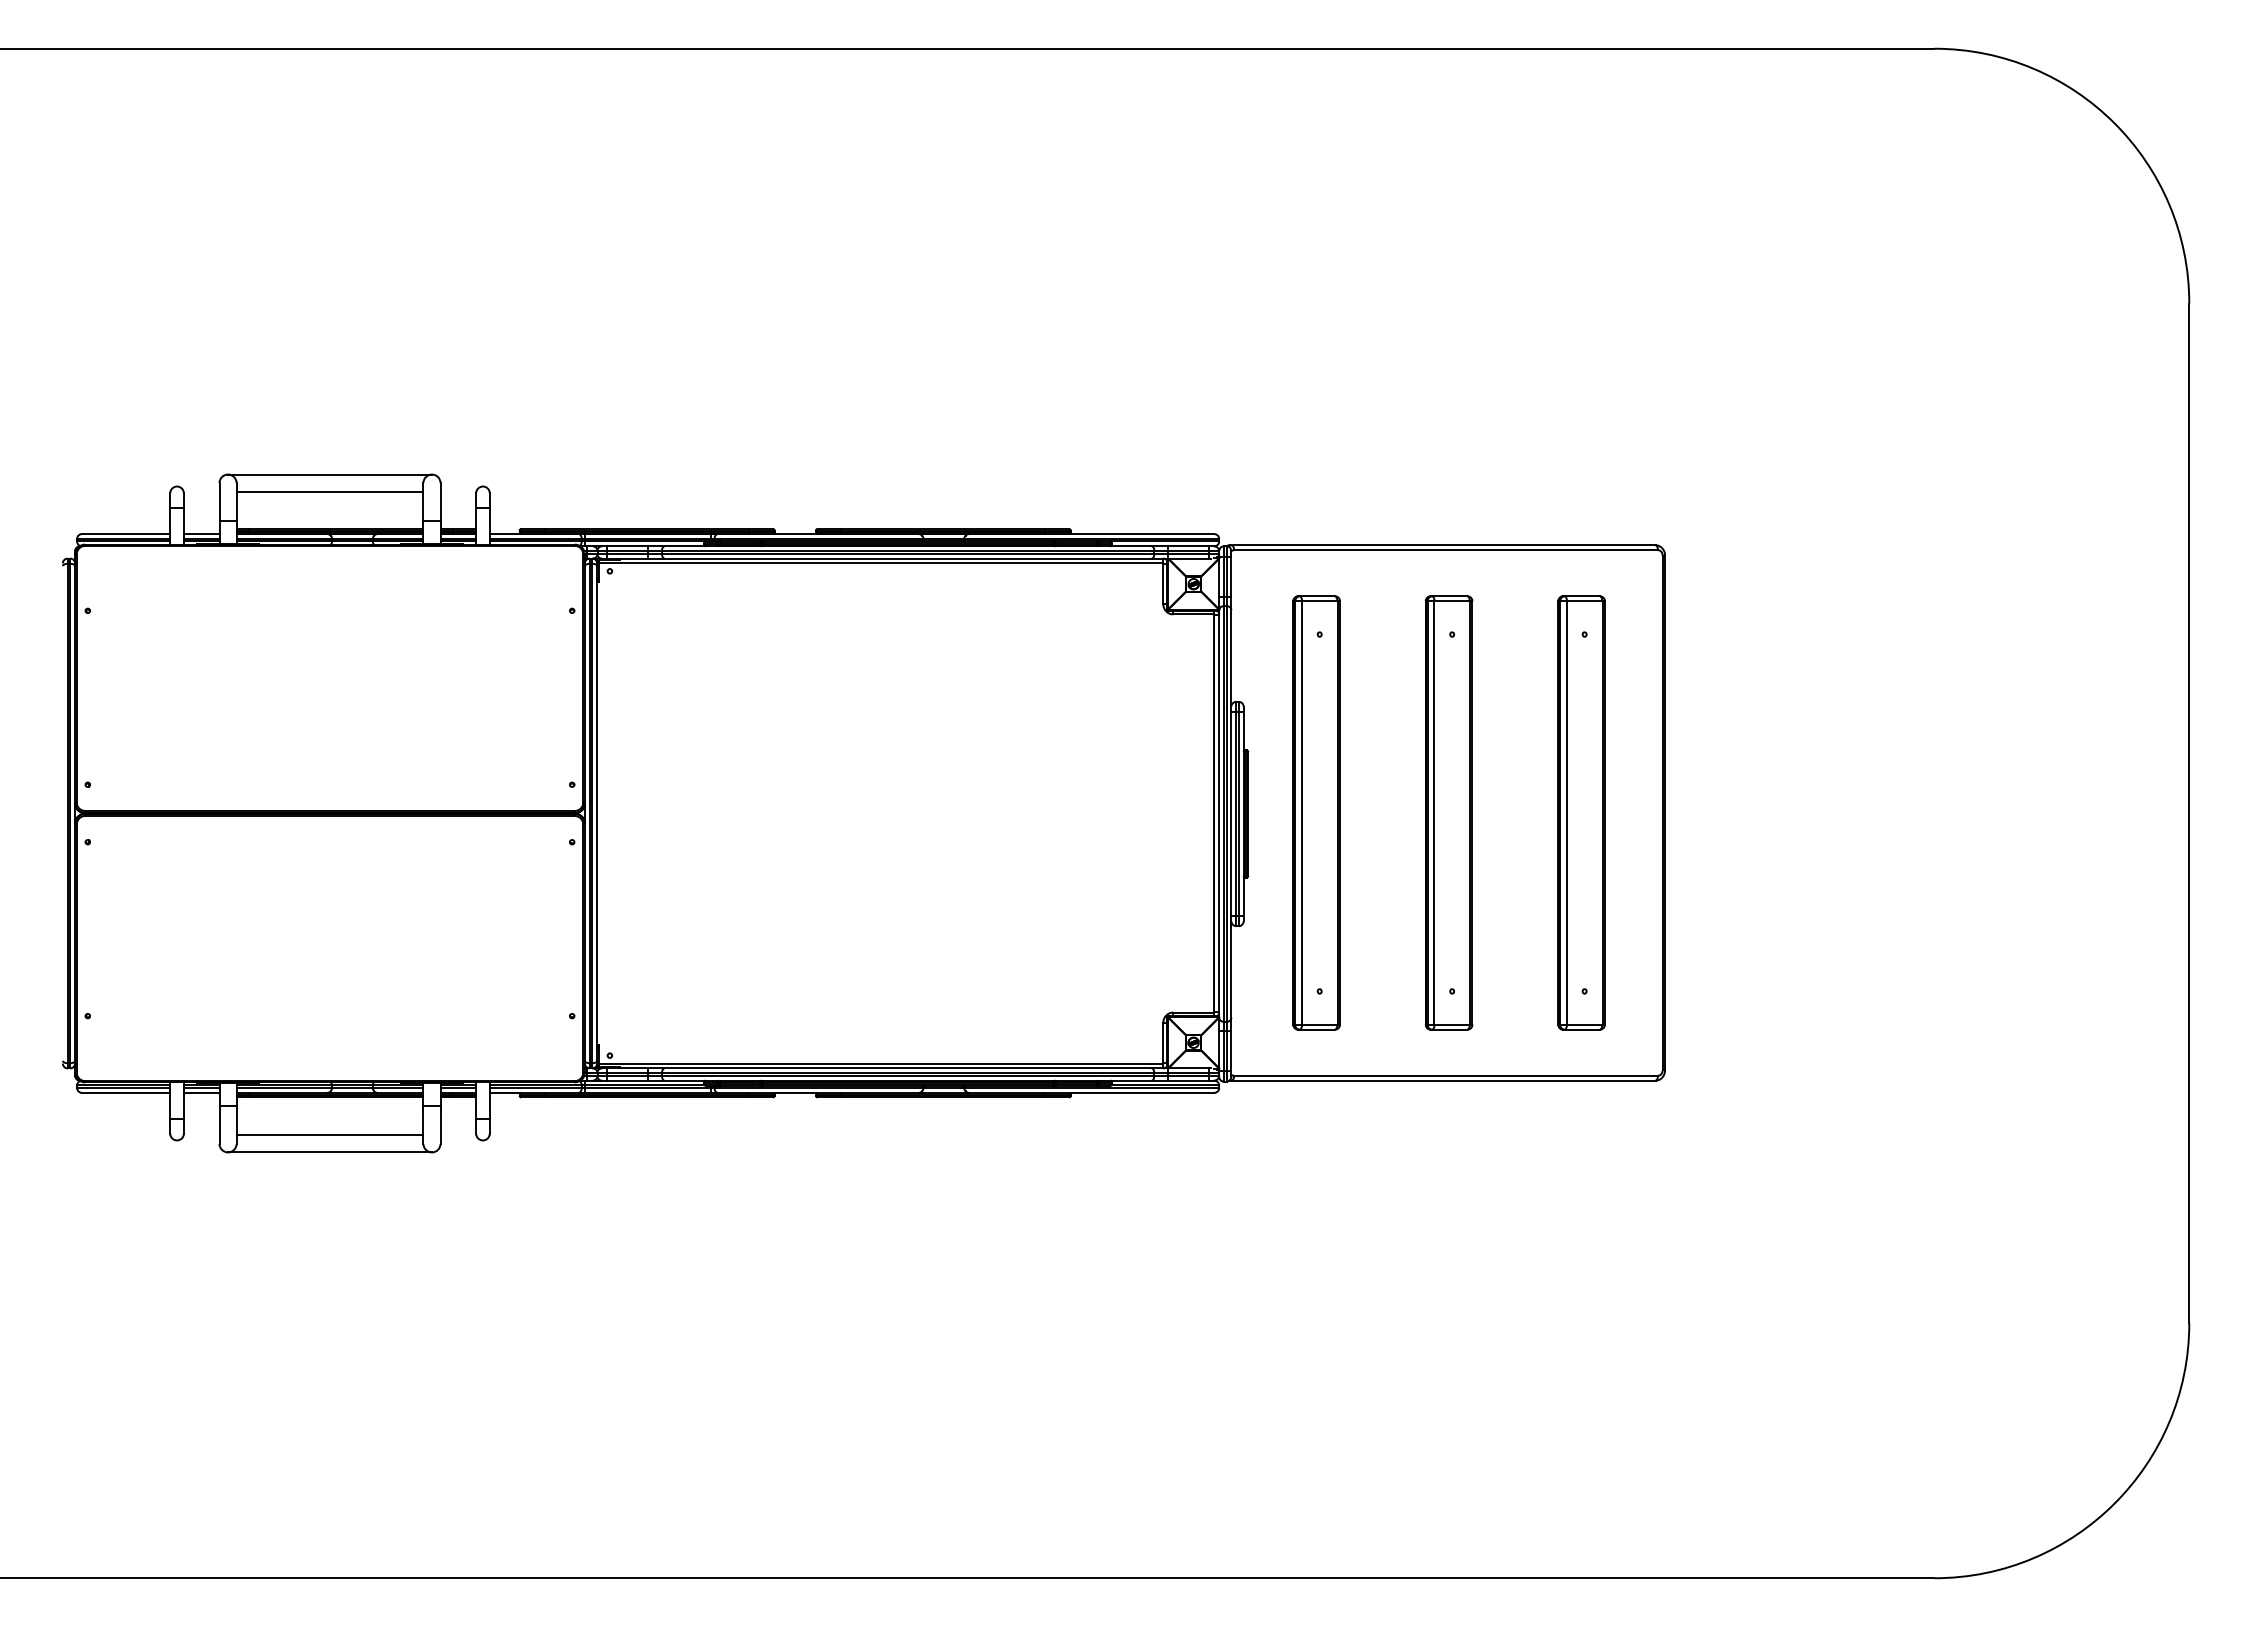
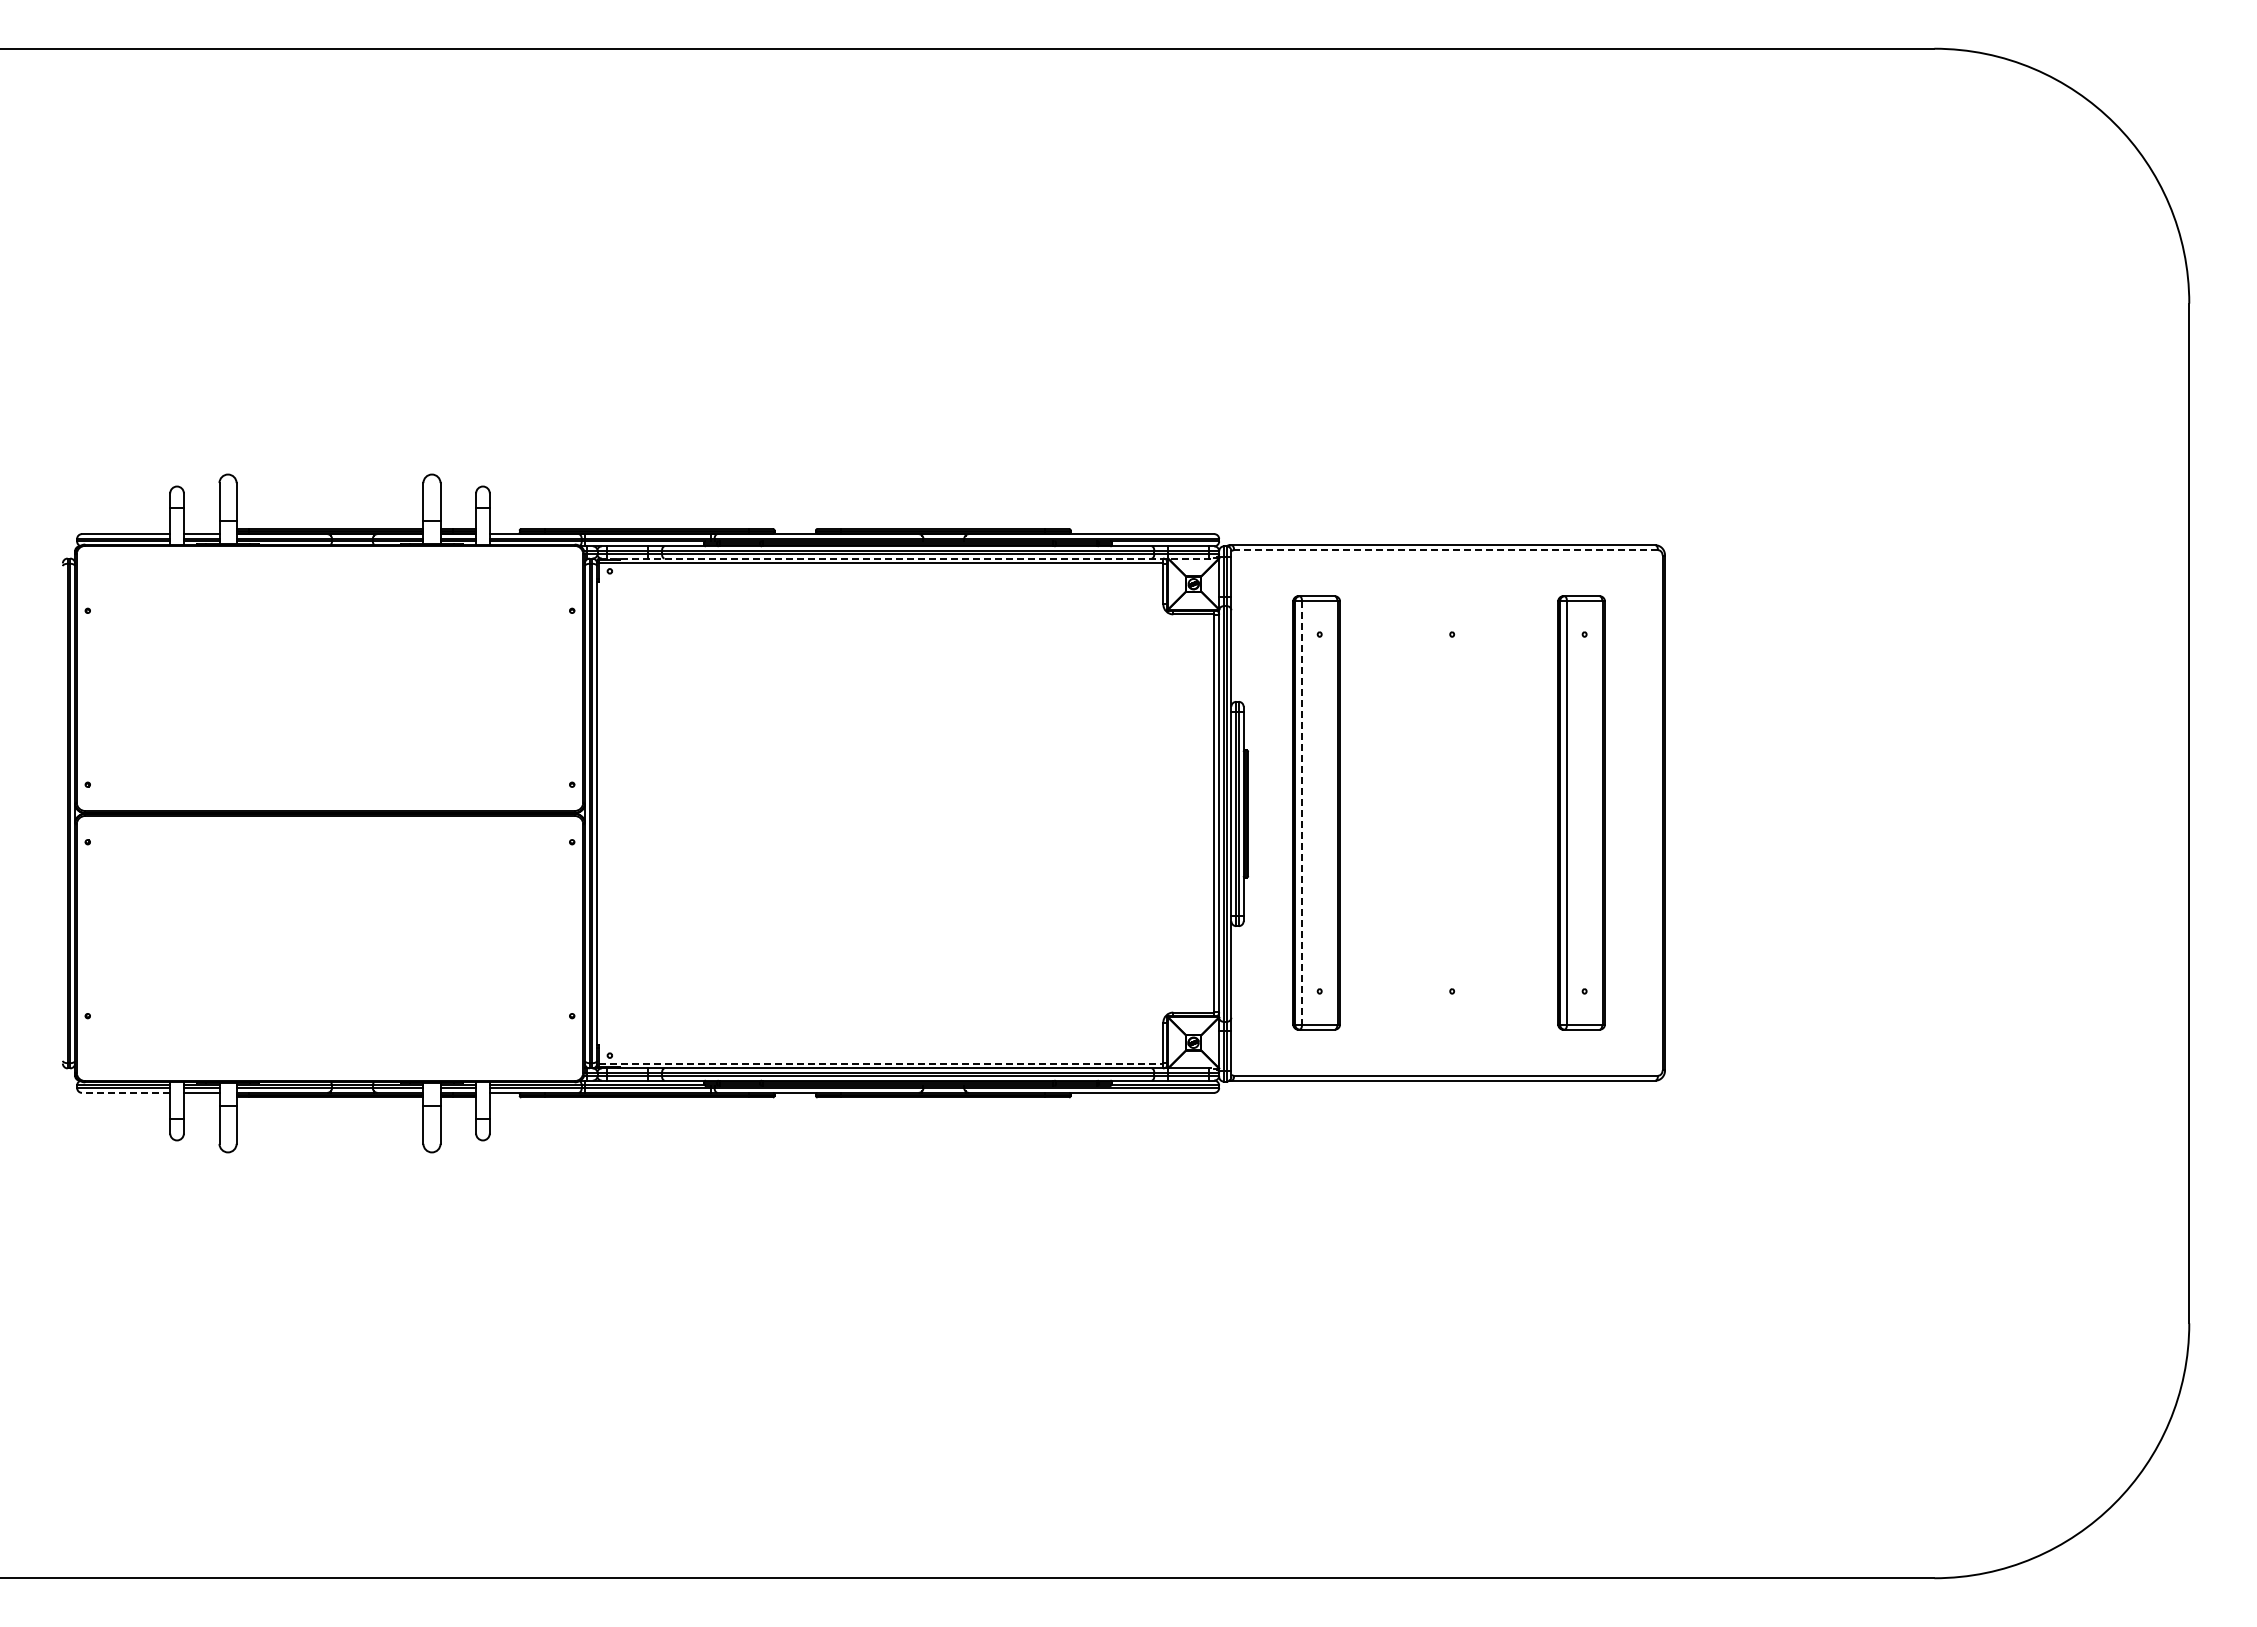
line: present -> none (329, 474)
line: present -> none (329, 491)
line: solid -> dashed (1446, 550)
line: solid -> dashed (897, 558)
line: solid -> dashed (1301, 812)
part: present -> none (1448, 812)
line: solid -> dashed (881, 1063)
line: solid -> dashed (125, 1092)
line: present -> none (329, 1135)
line: present -> none (329, 1152)
